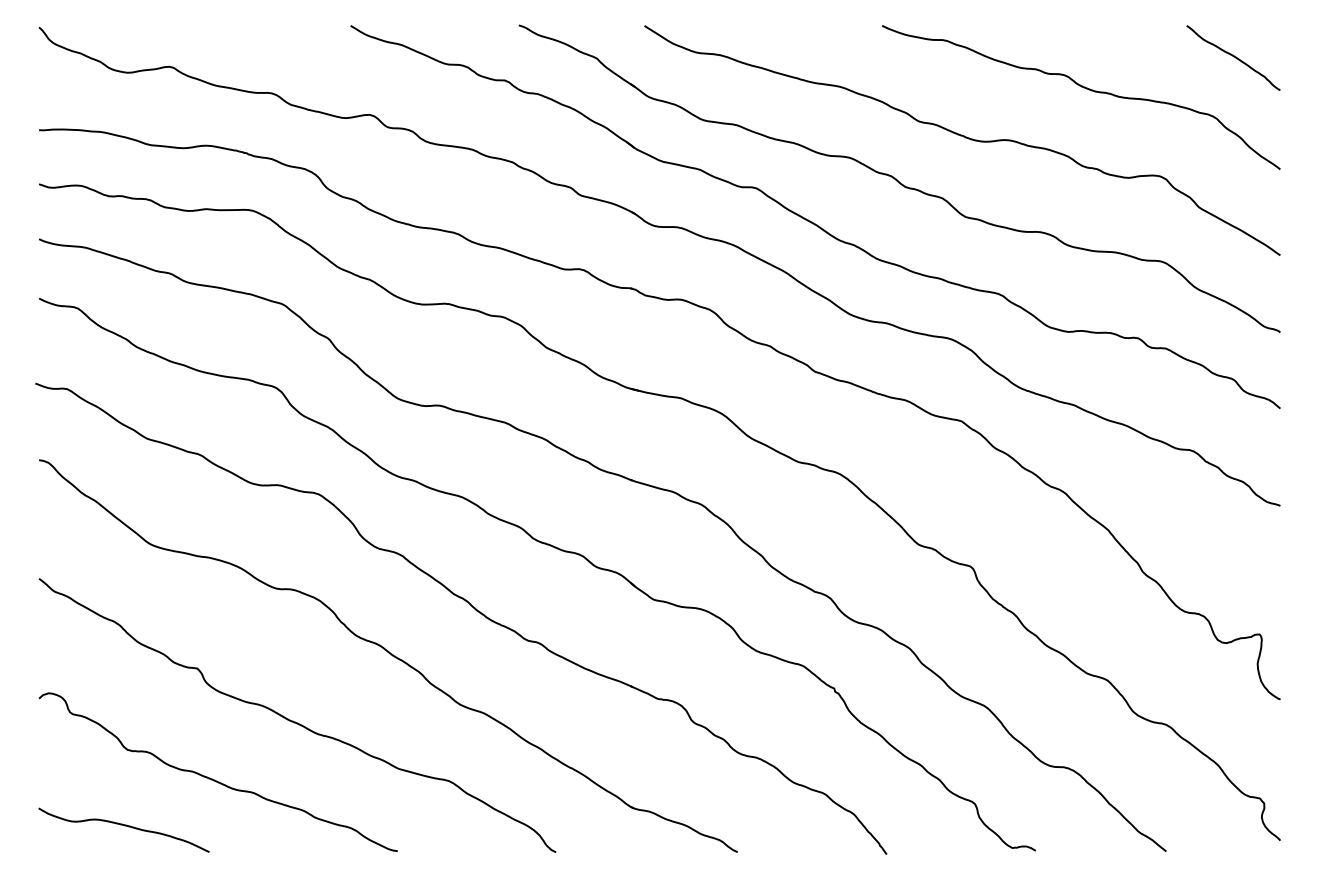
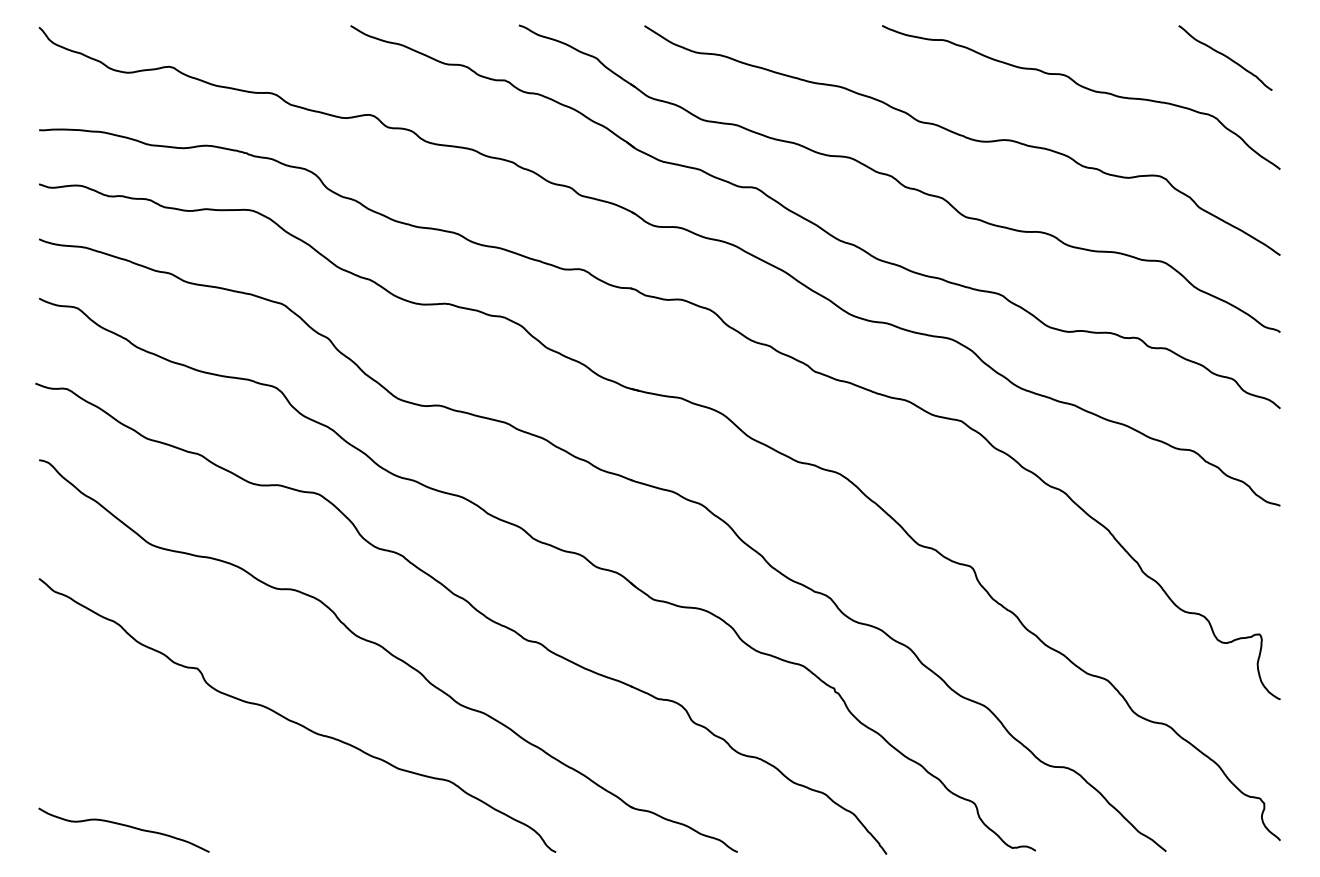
curve position: (1233, 57) -> (1225, 57) (1225, 57)
curve: present -> none (214, 779)
